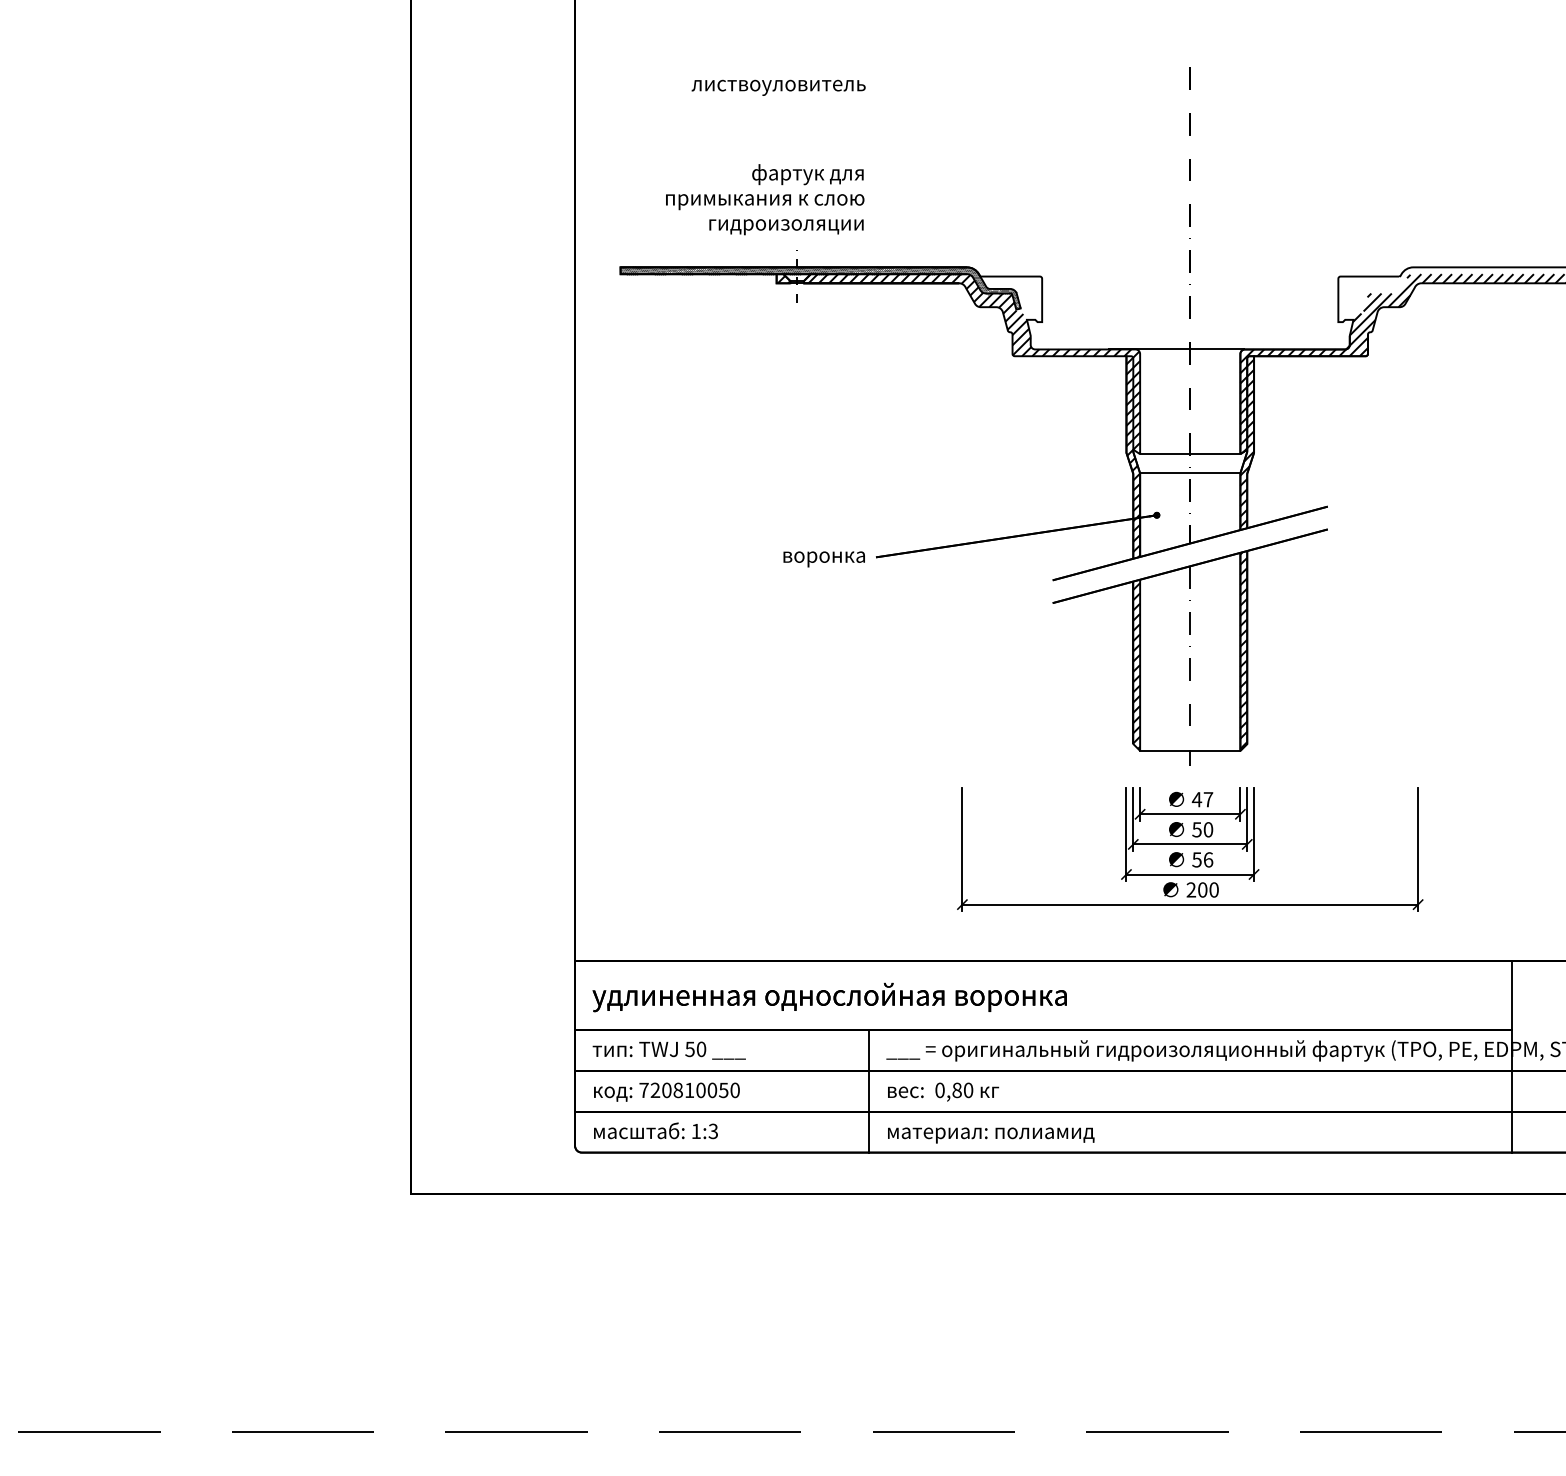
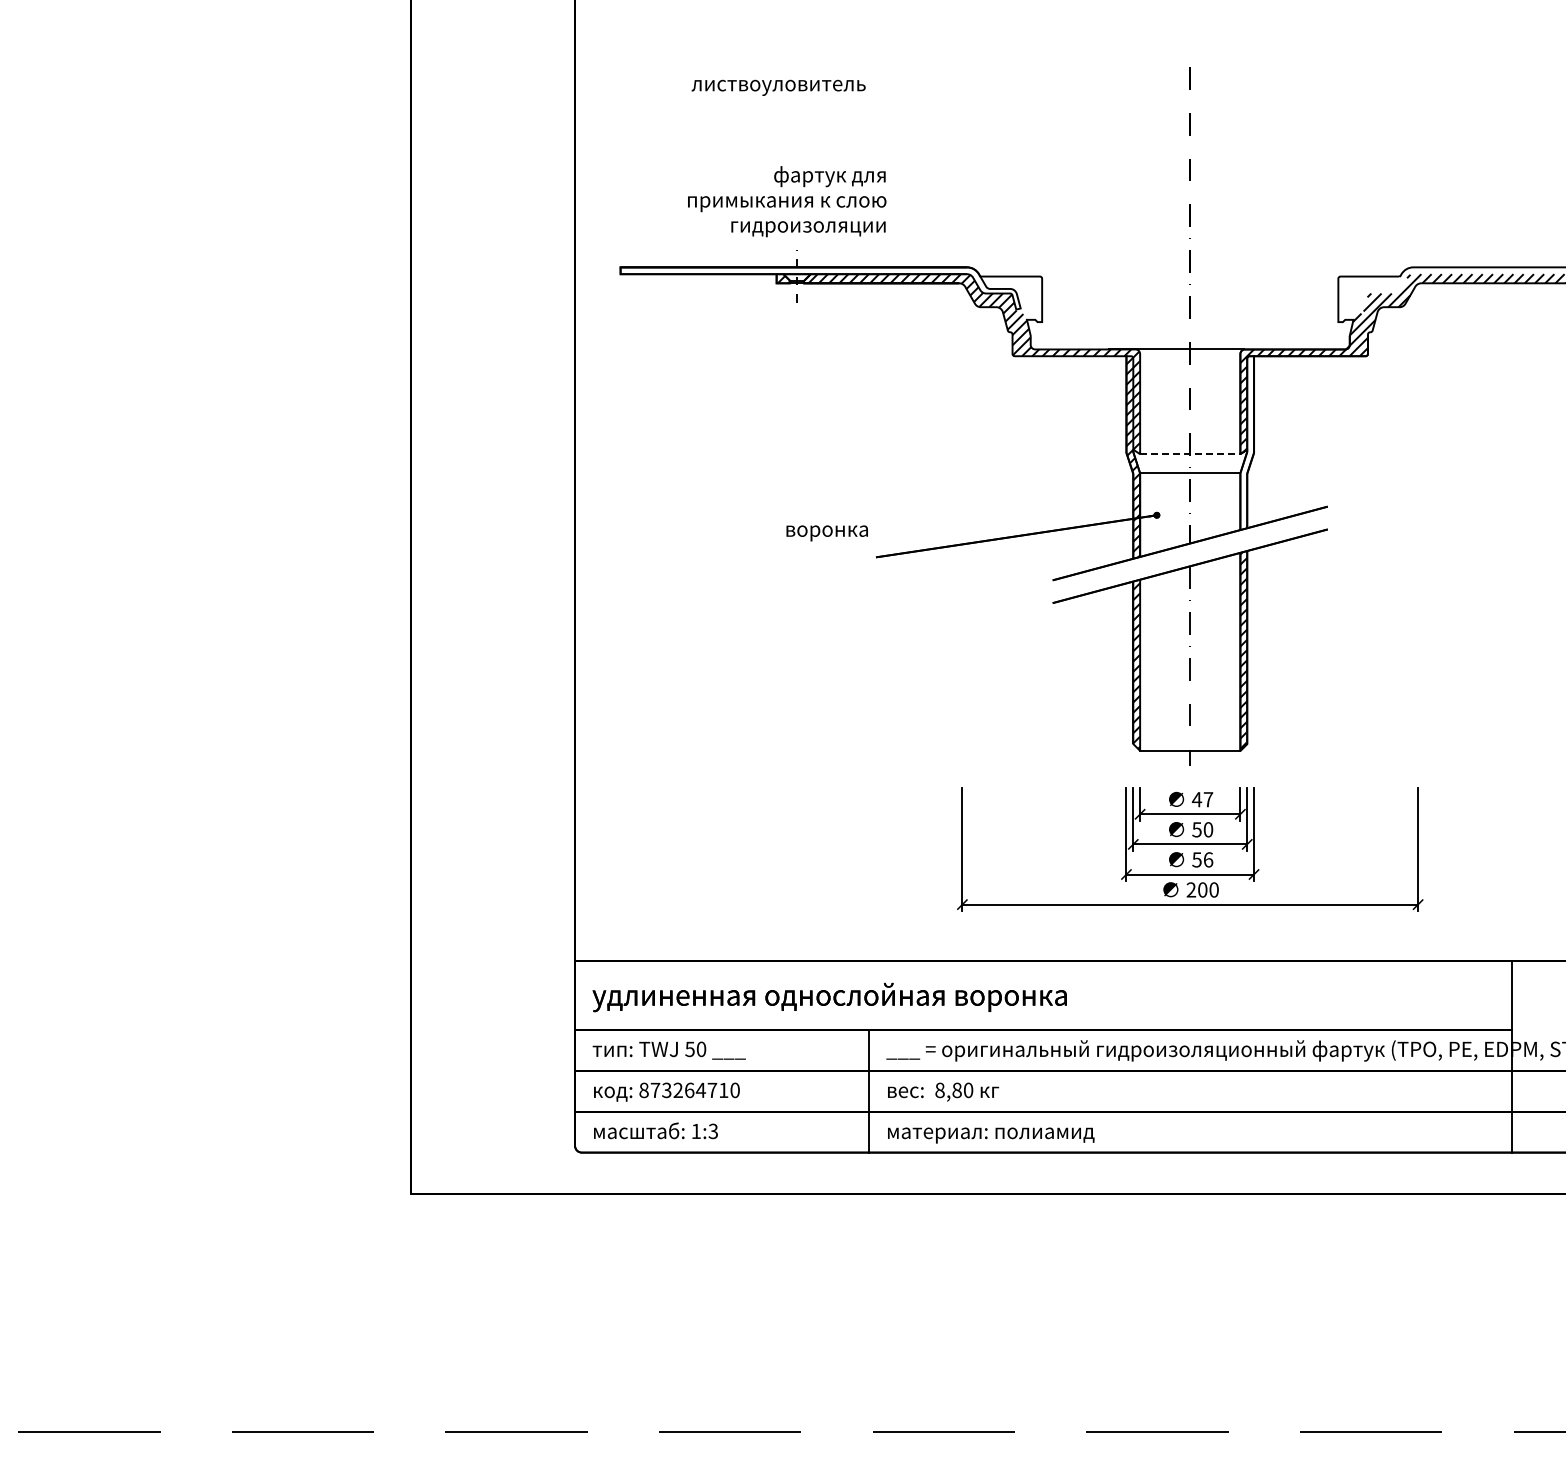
text position: (765, 199) -> (787, 201) (787, 201)
hatch: present -> none (820, 287)
hatch: present -> none (1247, 442)
line: solid -> dashed (1190, 454)
text position: (823, 559) -> (826, 533) (826, 533)
text: 720810050 -> 873264710 (683, 1090)
text: 0,80 -> 8,80 (939, 1090)
